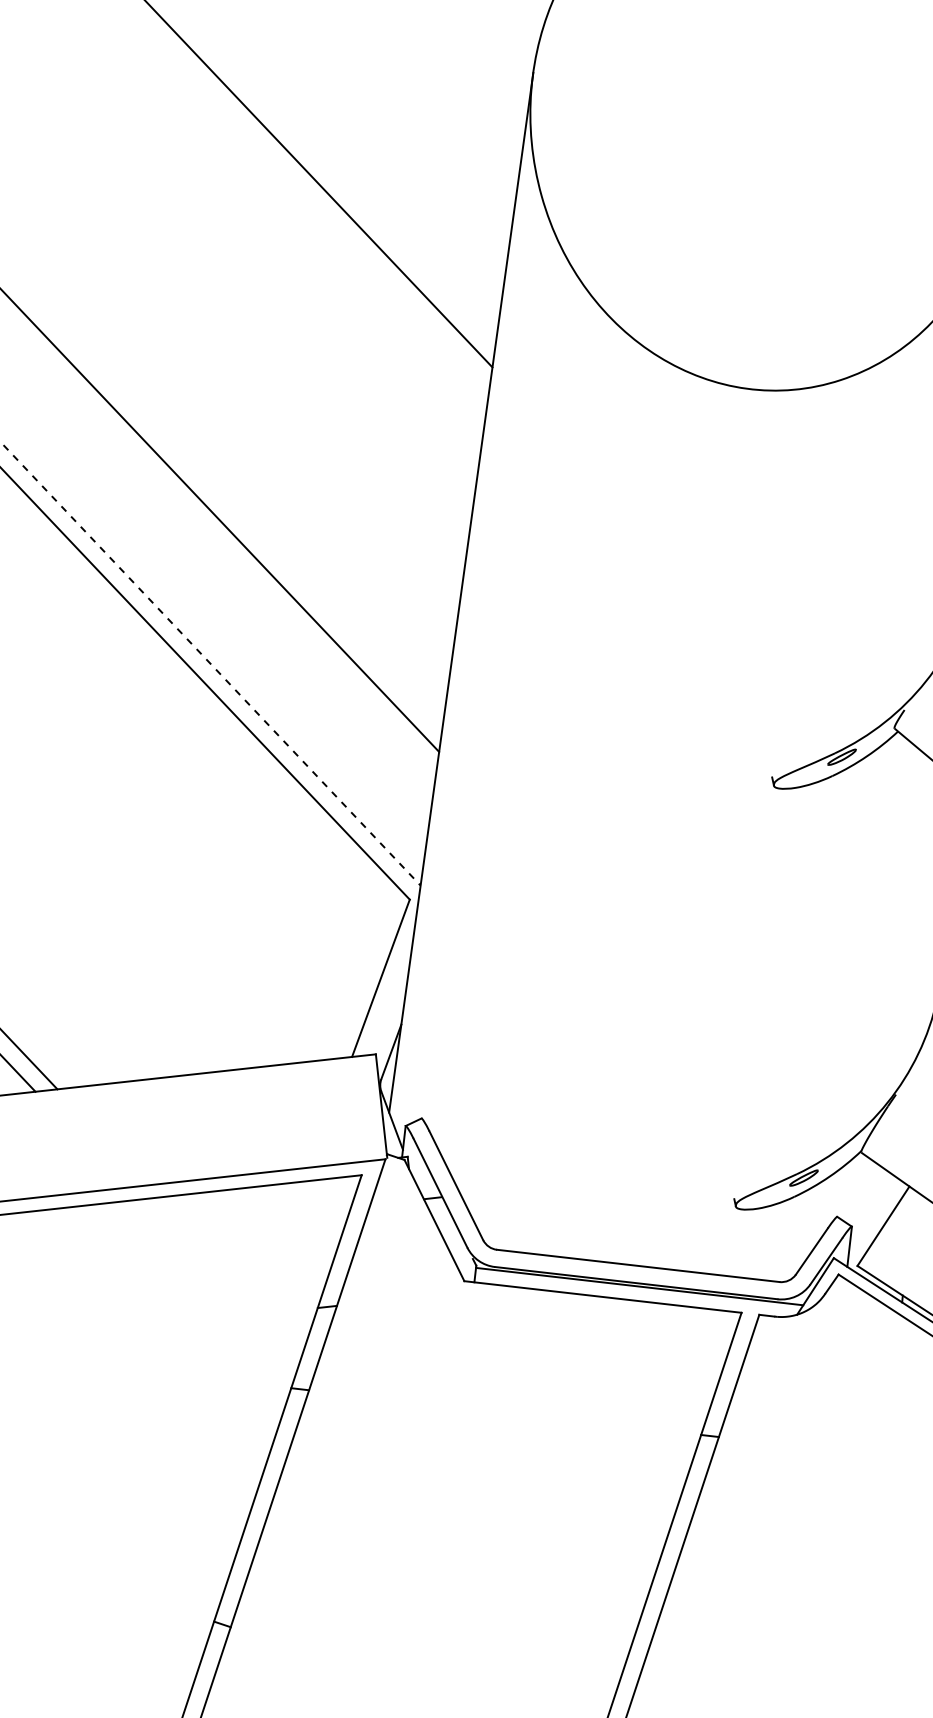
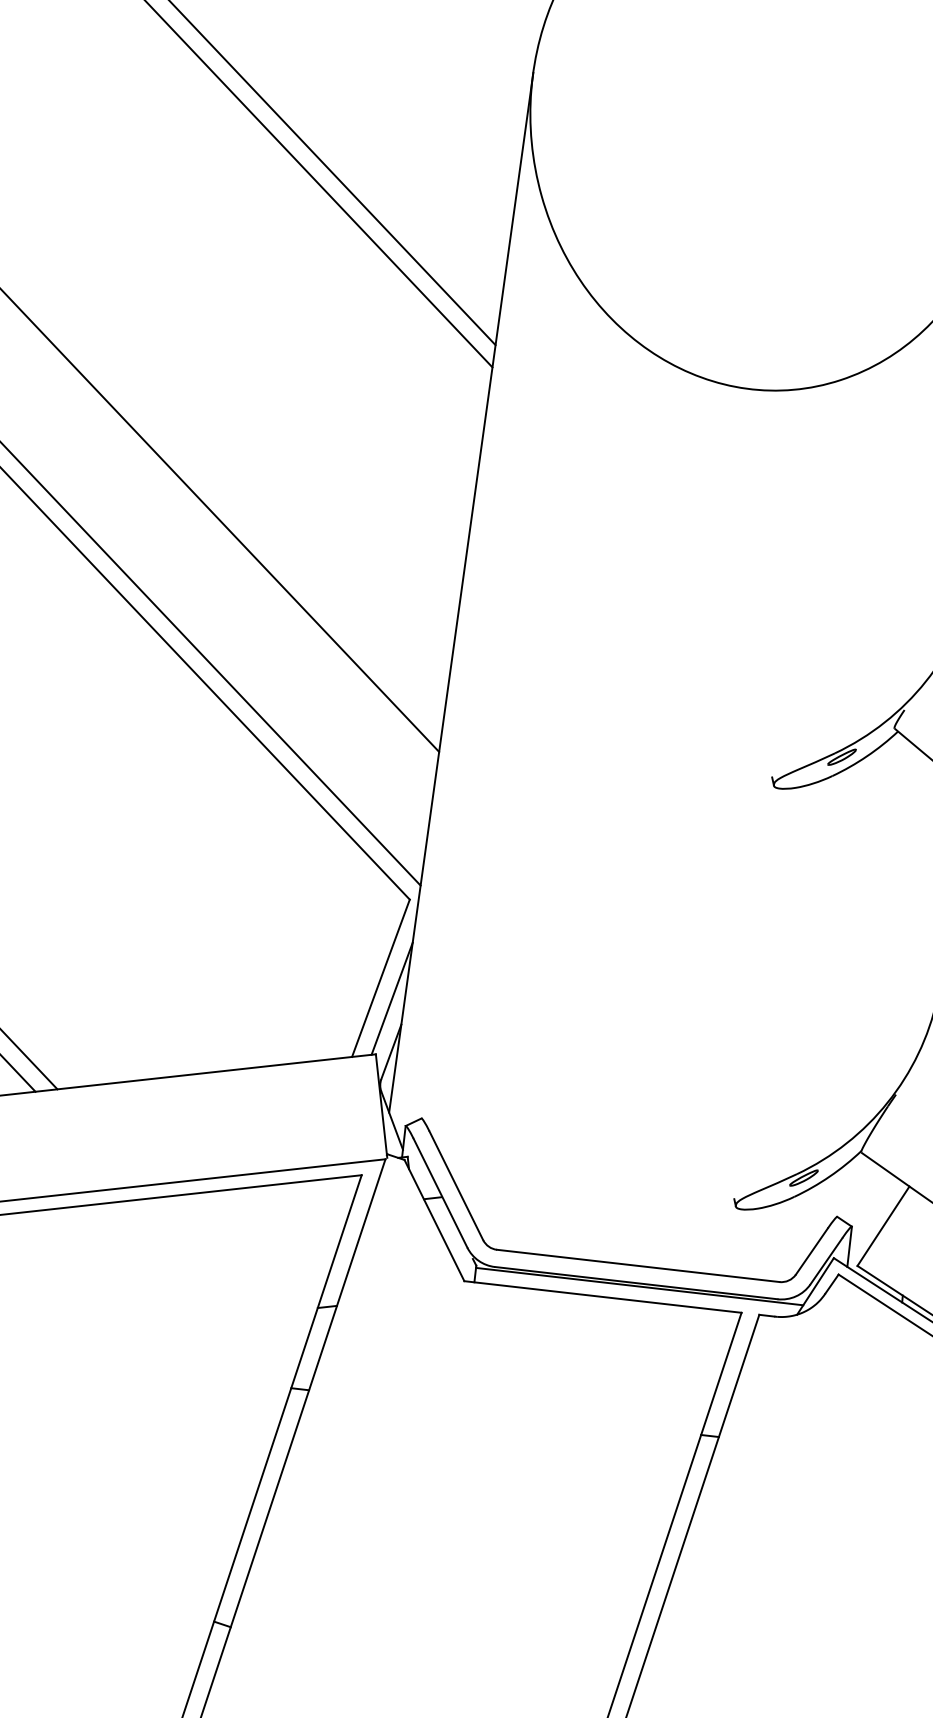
line: none -> present (332, 173)
line: dashed -> solid (210, 664)
line: none -> present (391, 998)
